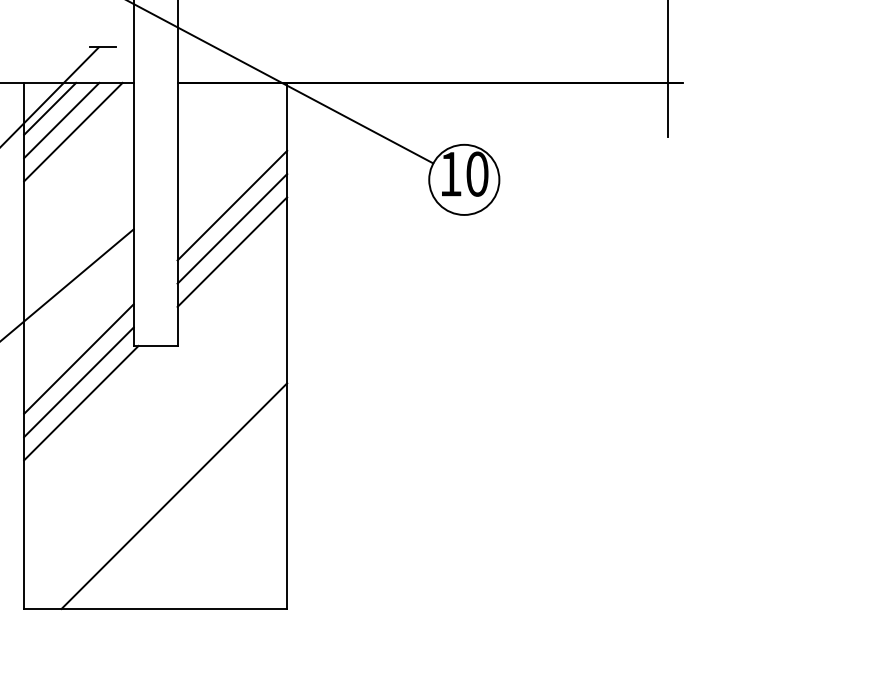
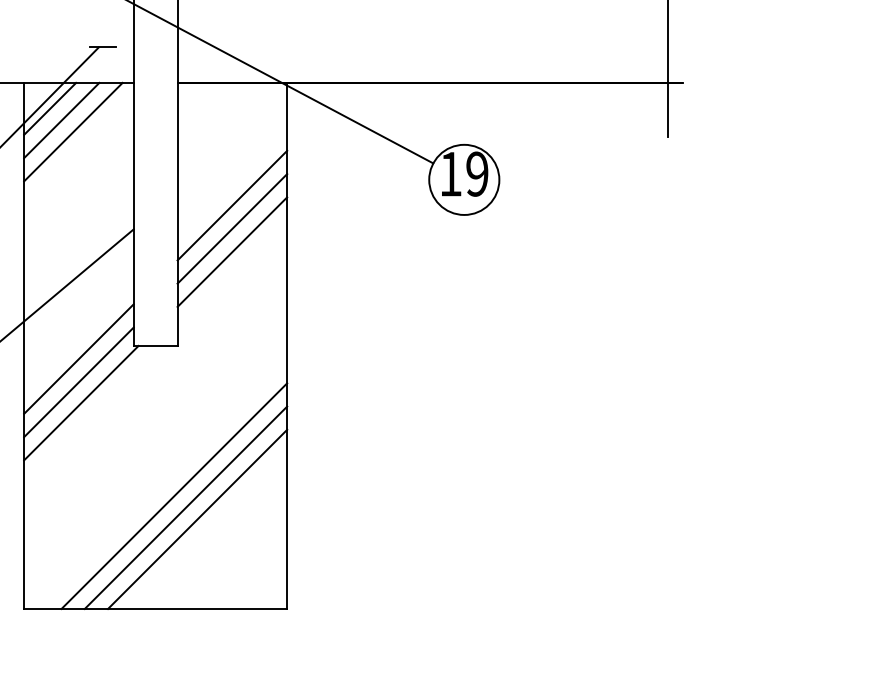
text: 10 -> 19 (477, 173)
line: none -> present (185, 507)
line: none -> present (197, 518)
